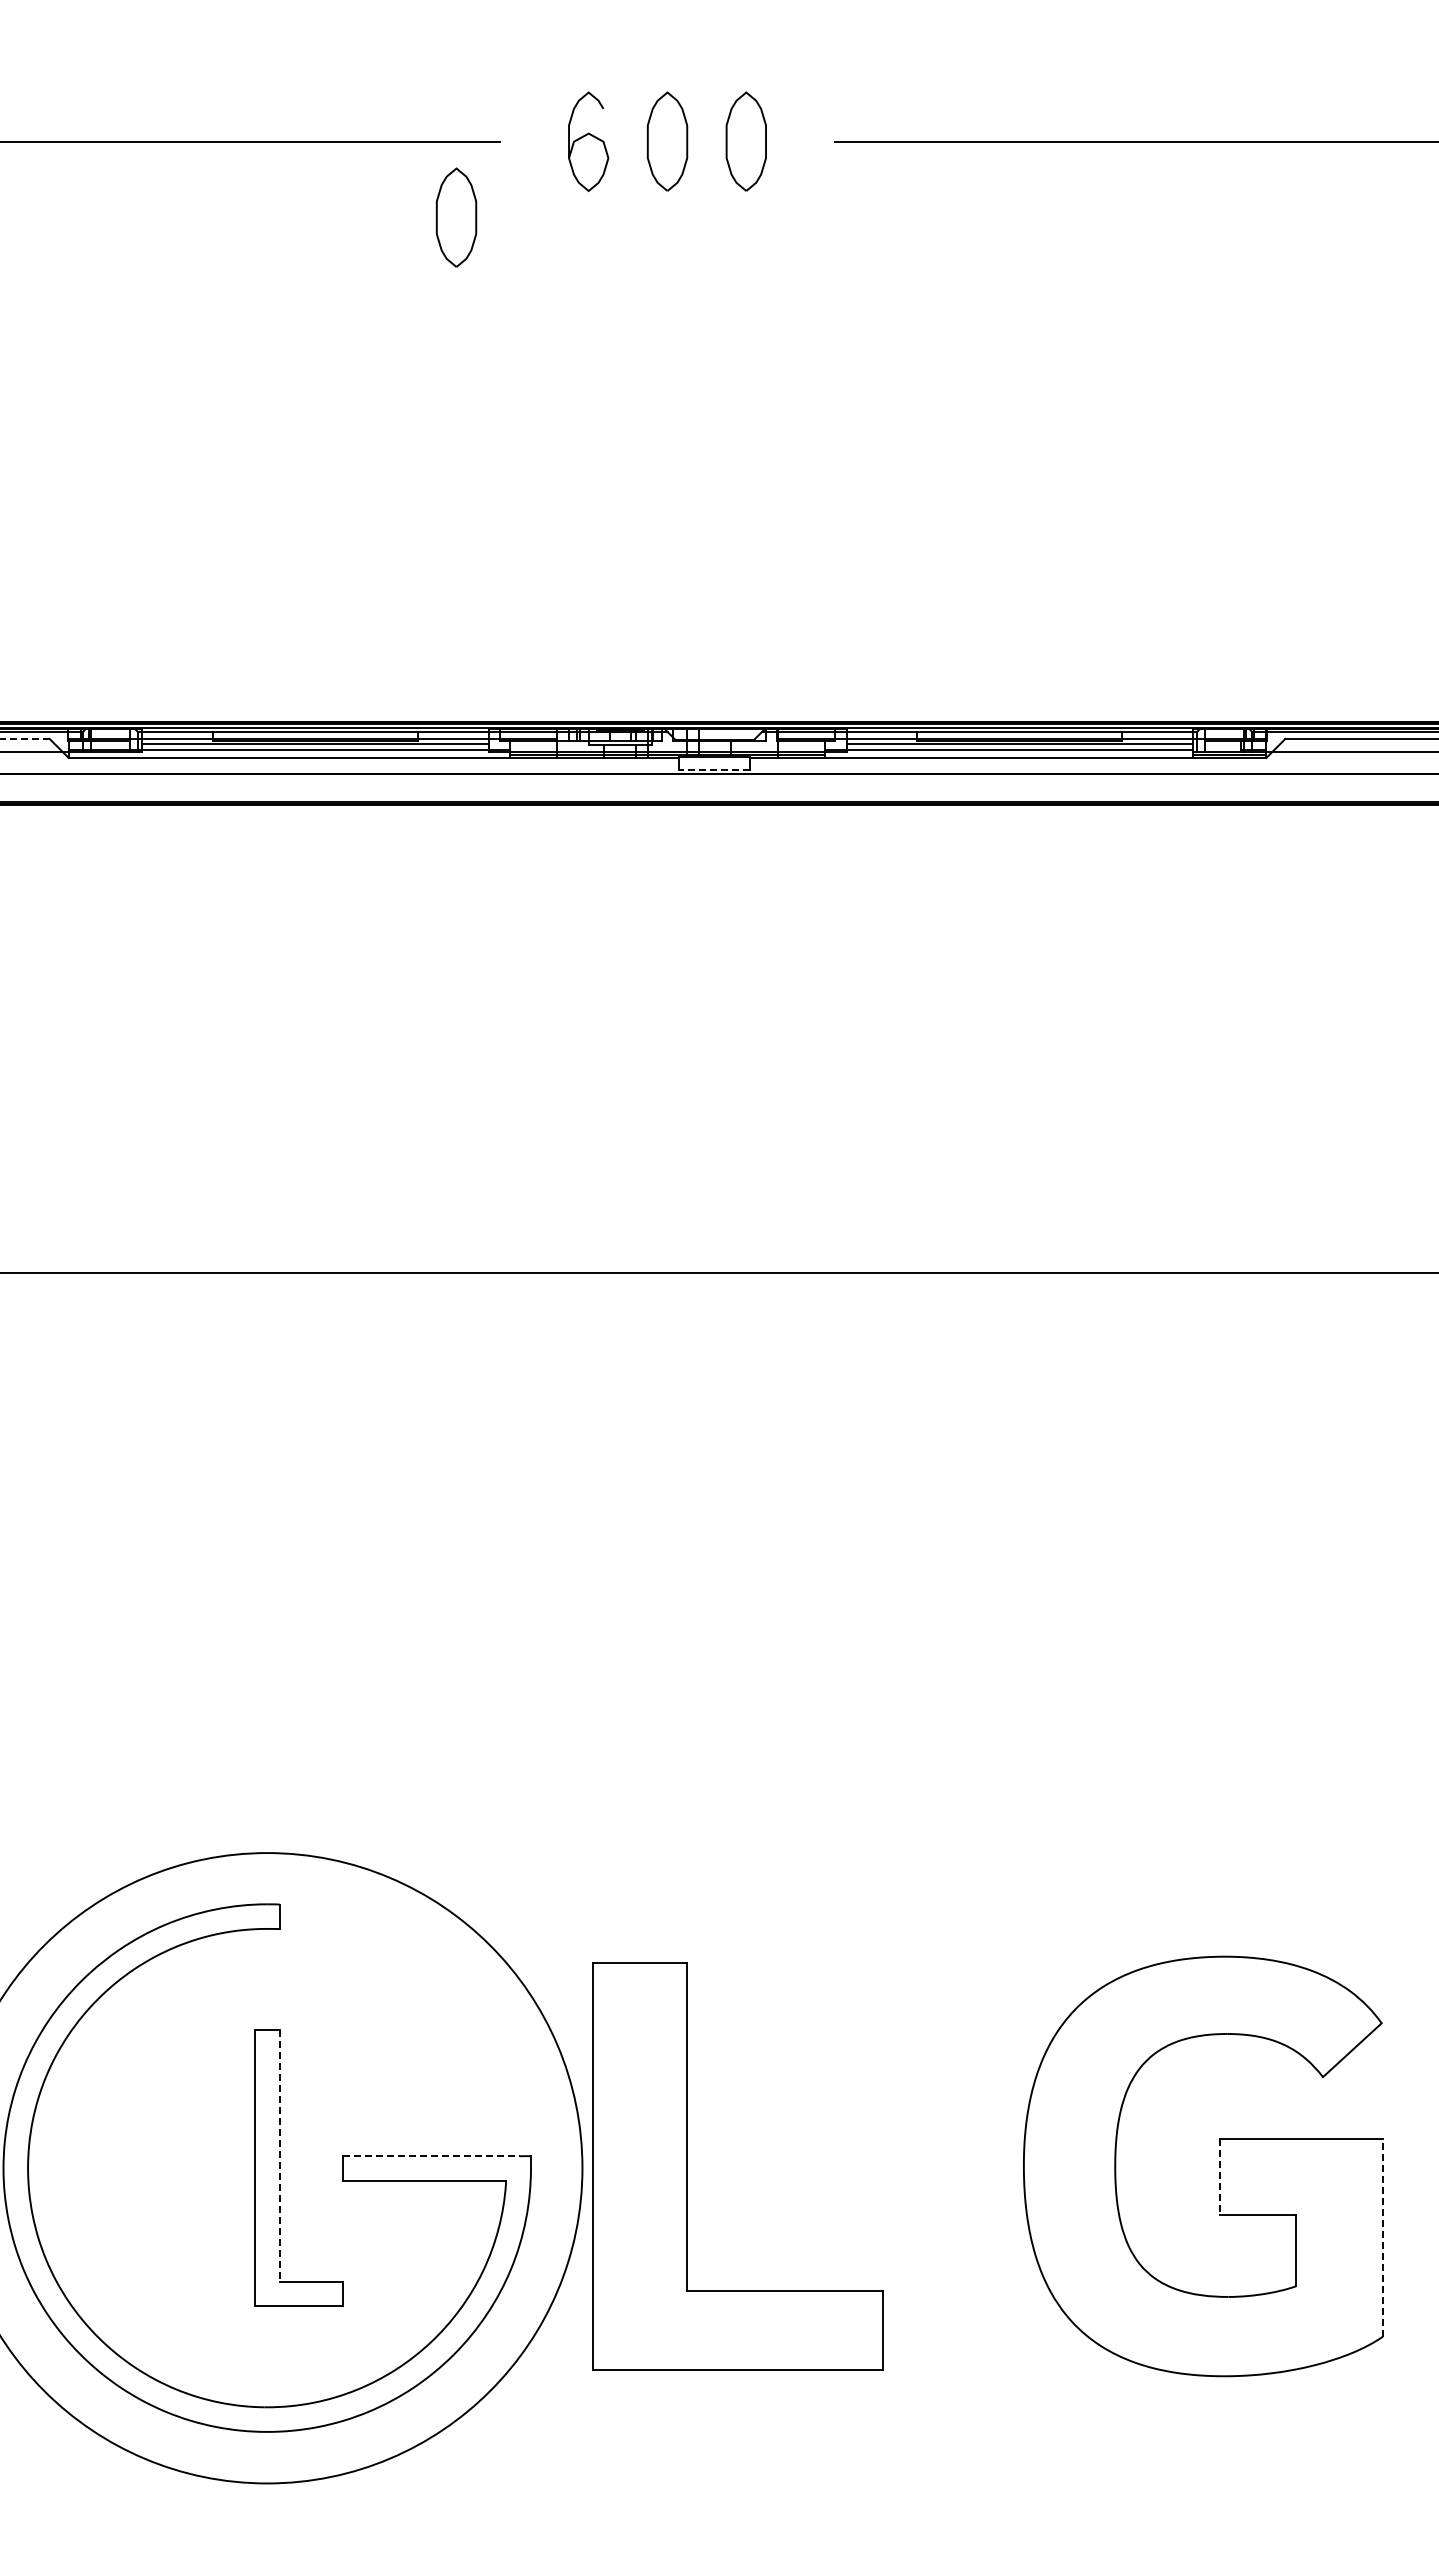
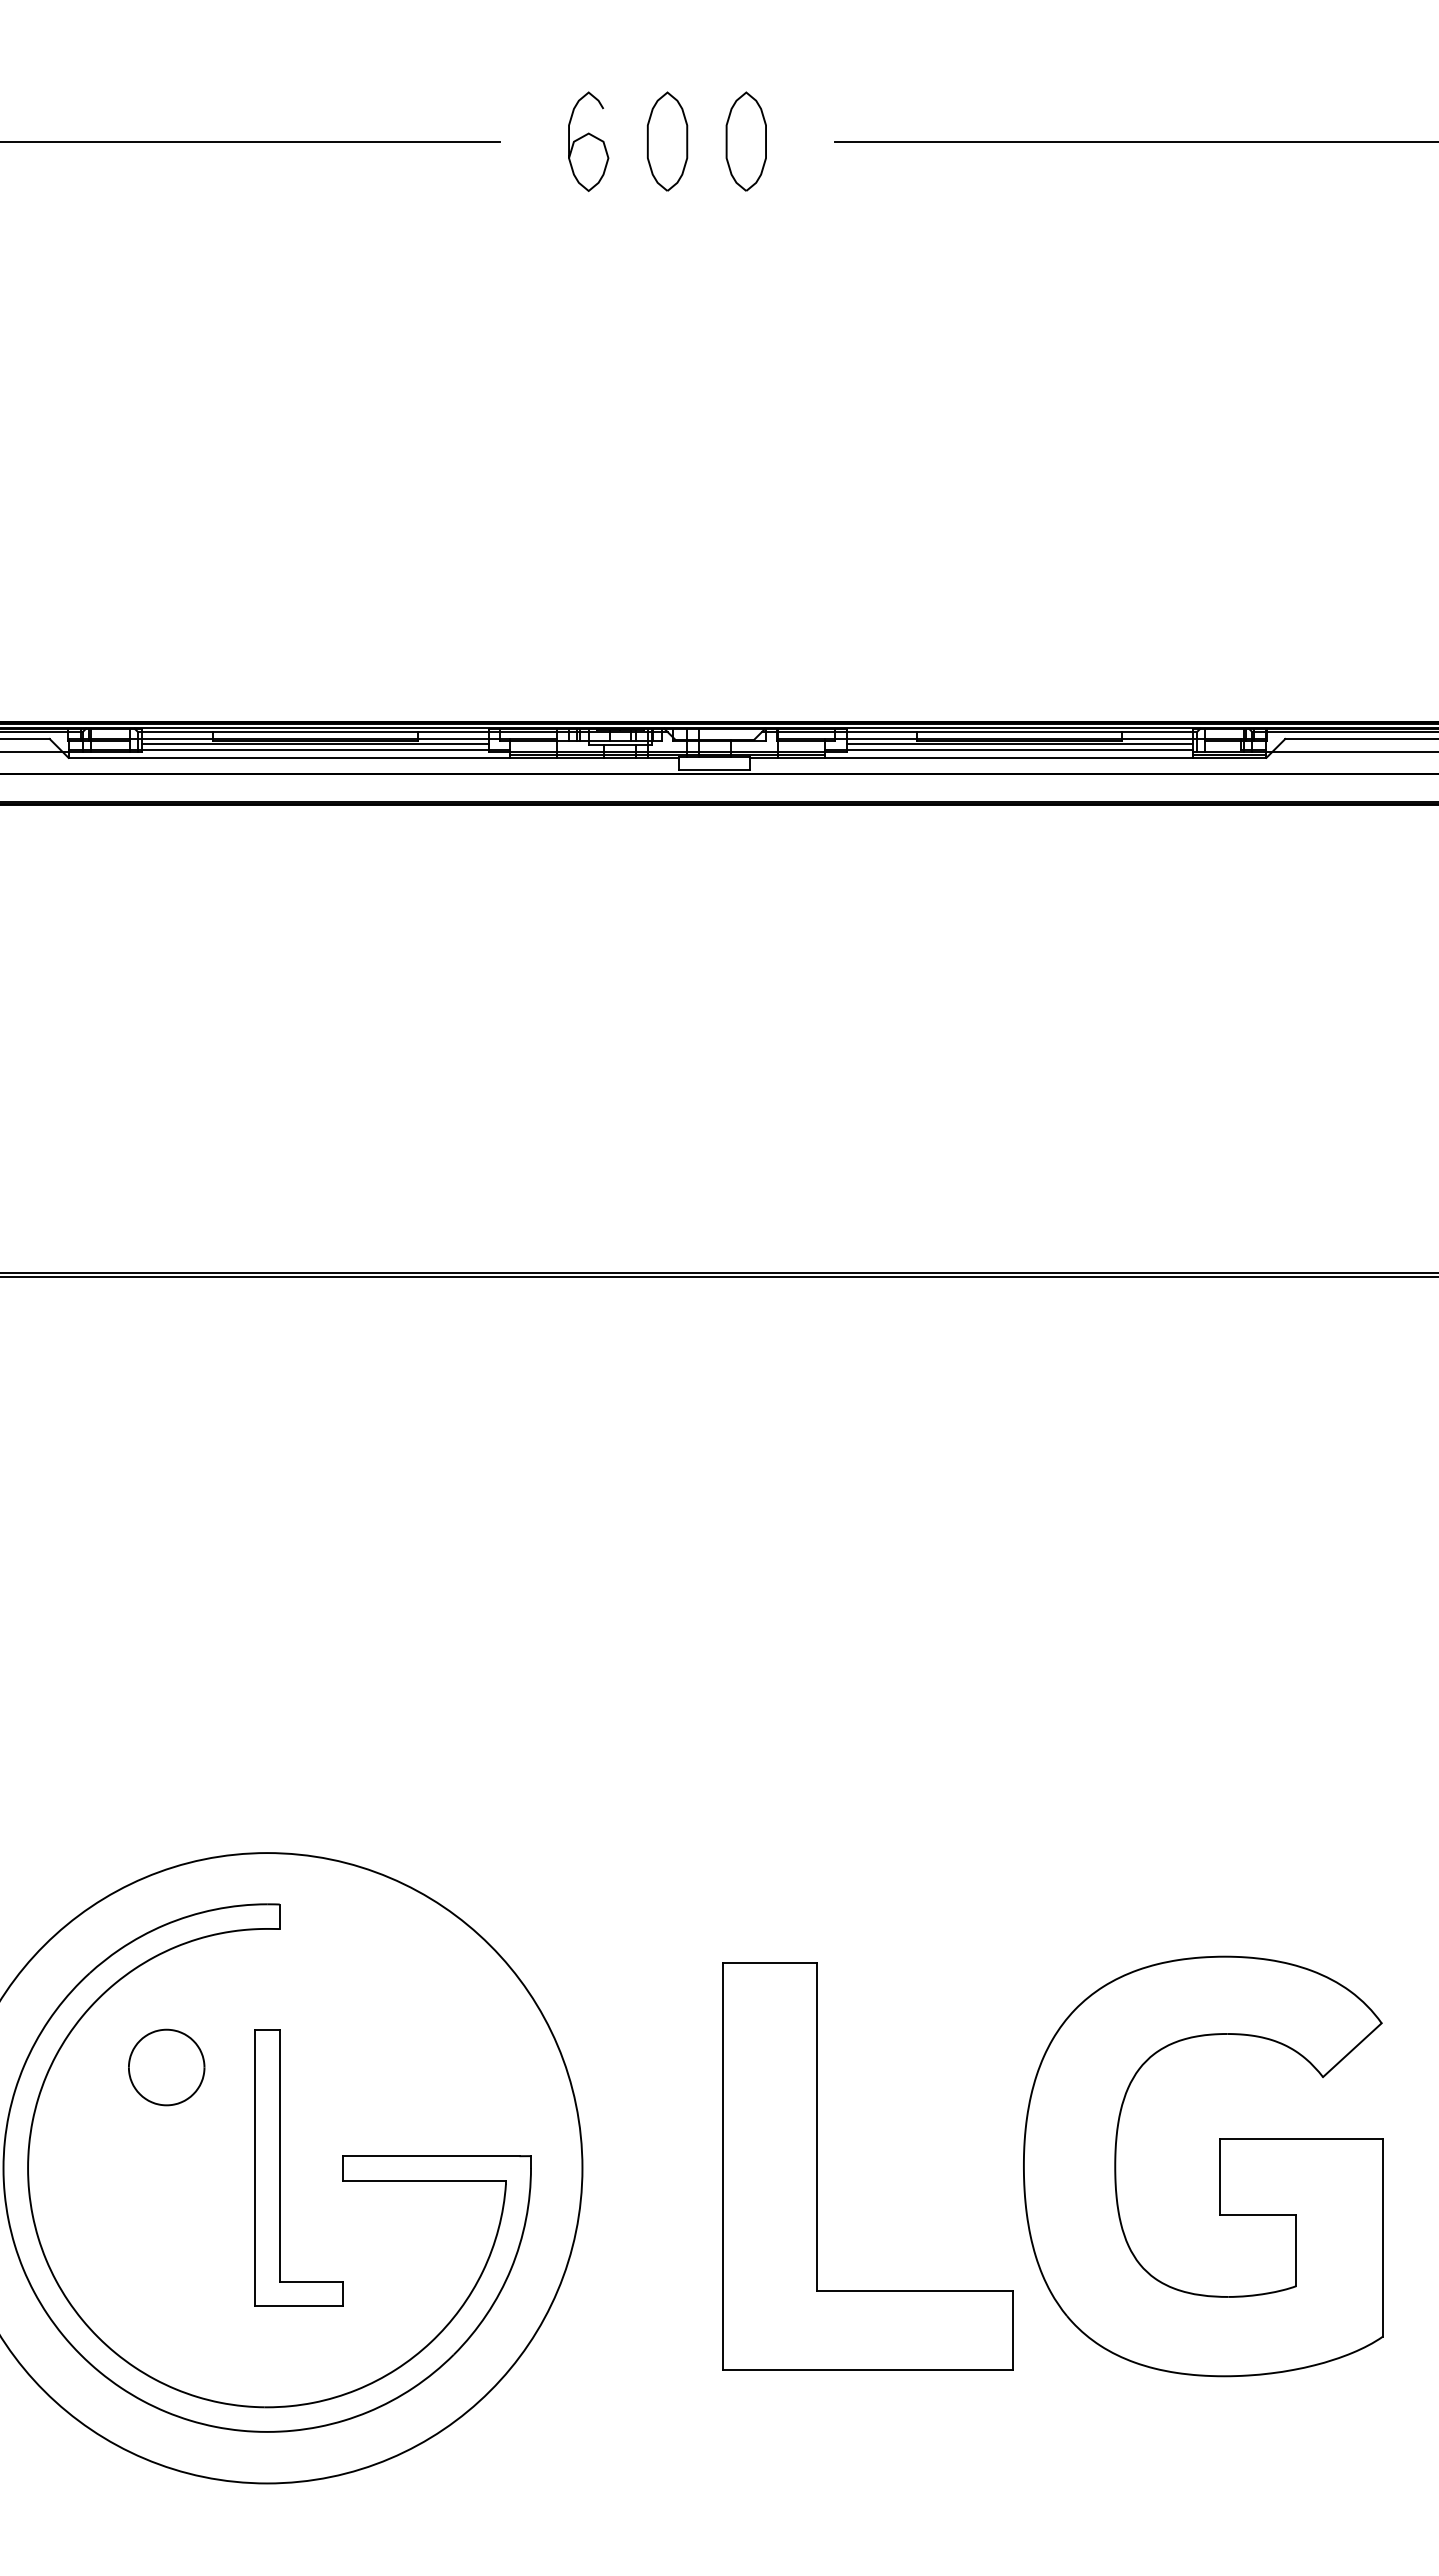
part: present -> none (456, 217)
line: dashed -> solid (25, 739)
line: dashed -> solid (714, 769)
line: none -> present (718, 1277)
part: none -> present (166, 2067)
line: dashed -> solid (279, 2155)
line: dashed -> solid (431, 2156)
part position: (687, 2166) -> (817, 2166) (817, 2166)
line: dashed -> solid (1219, 2176)
line: dashed -> solid (1382, 2237)
